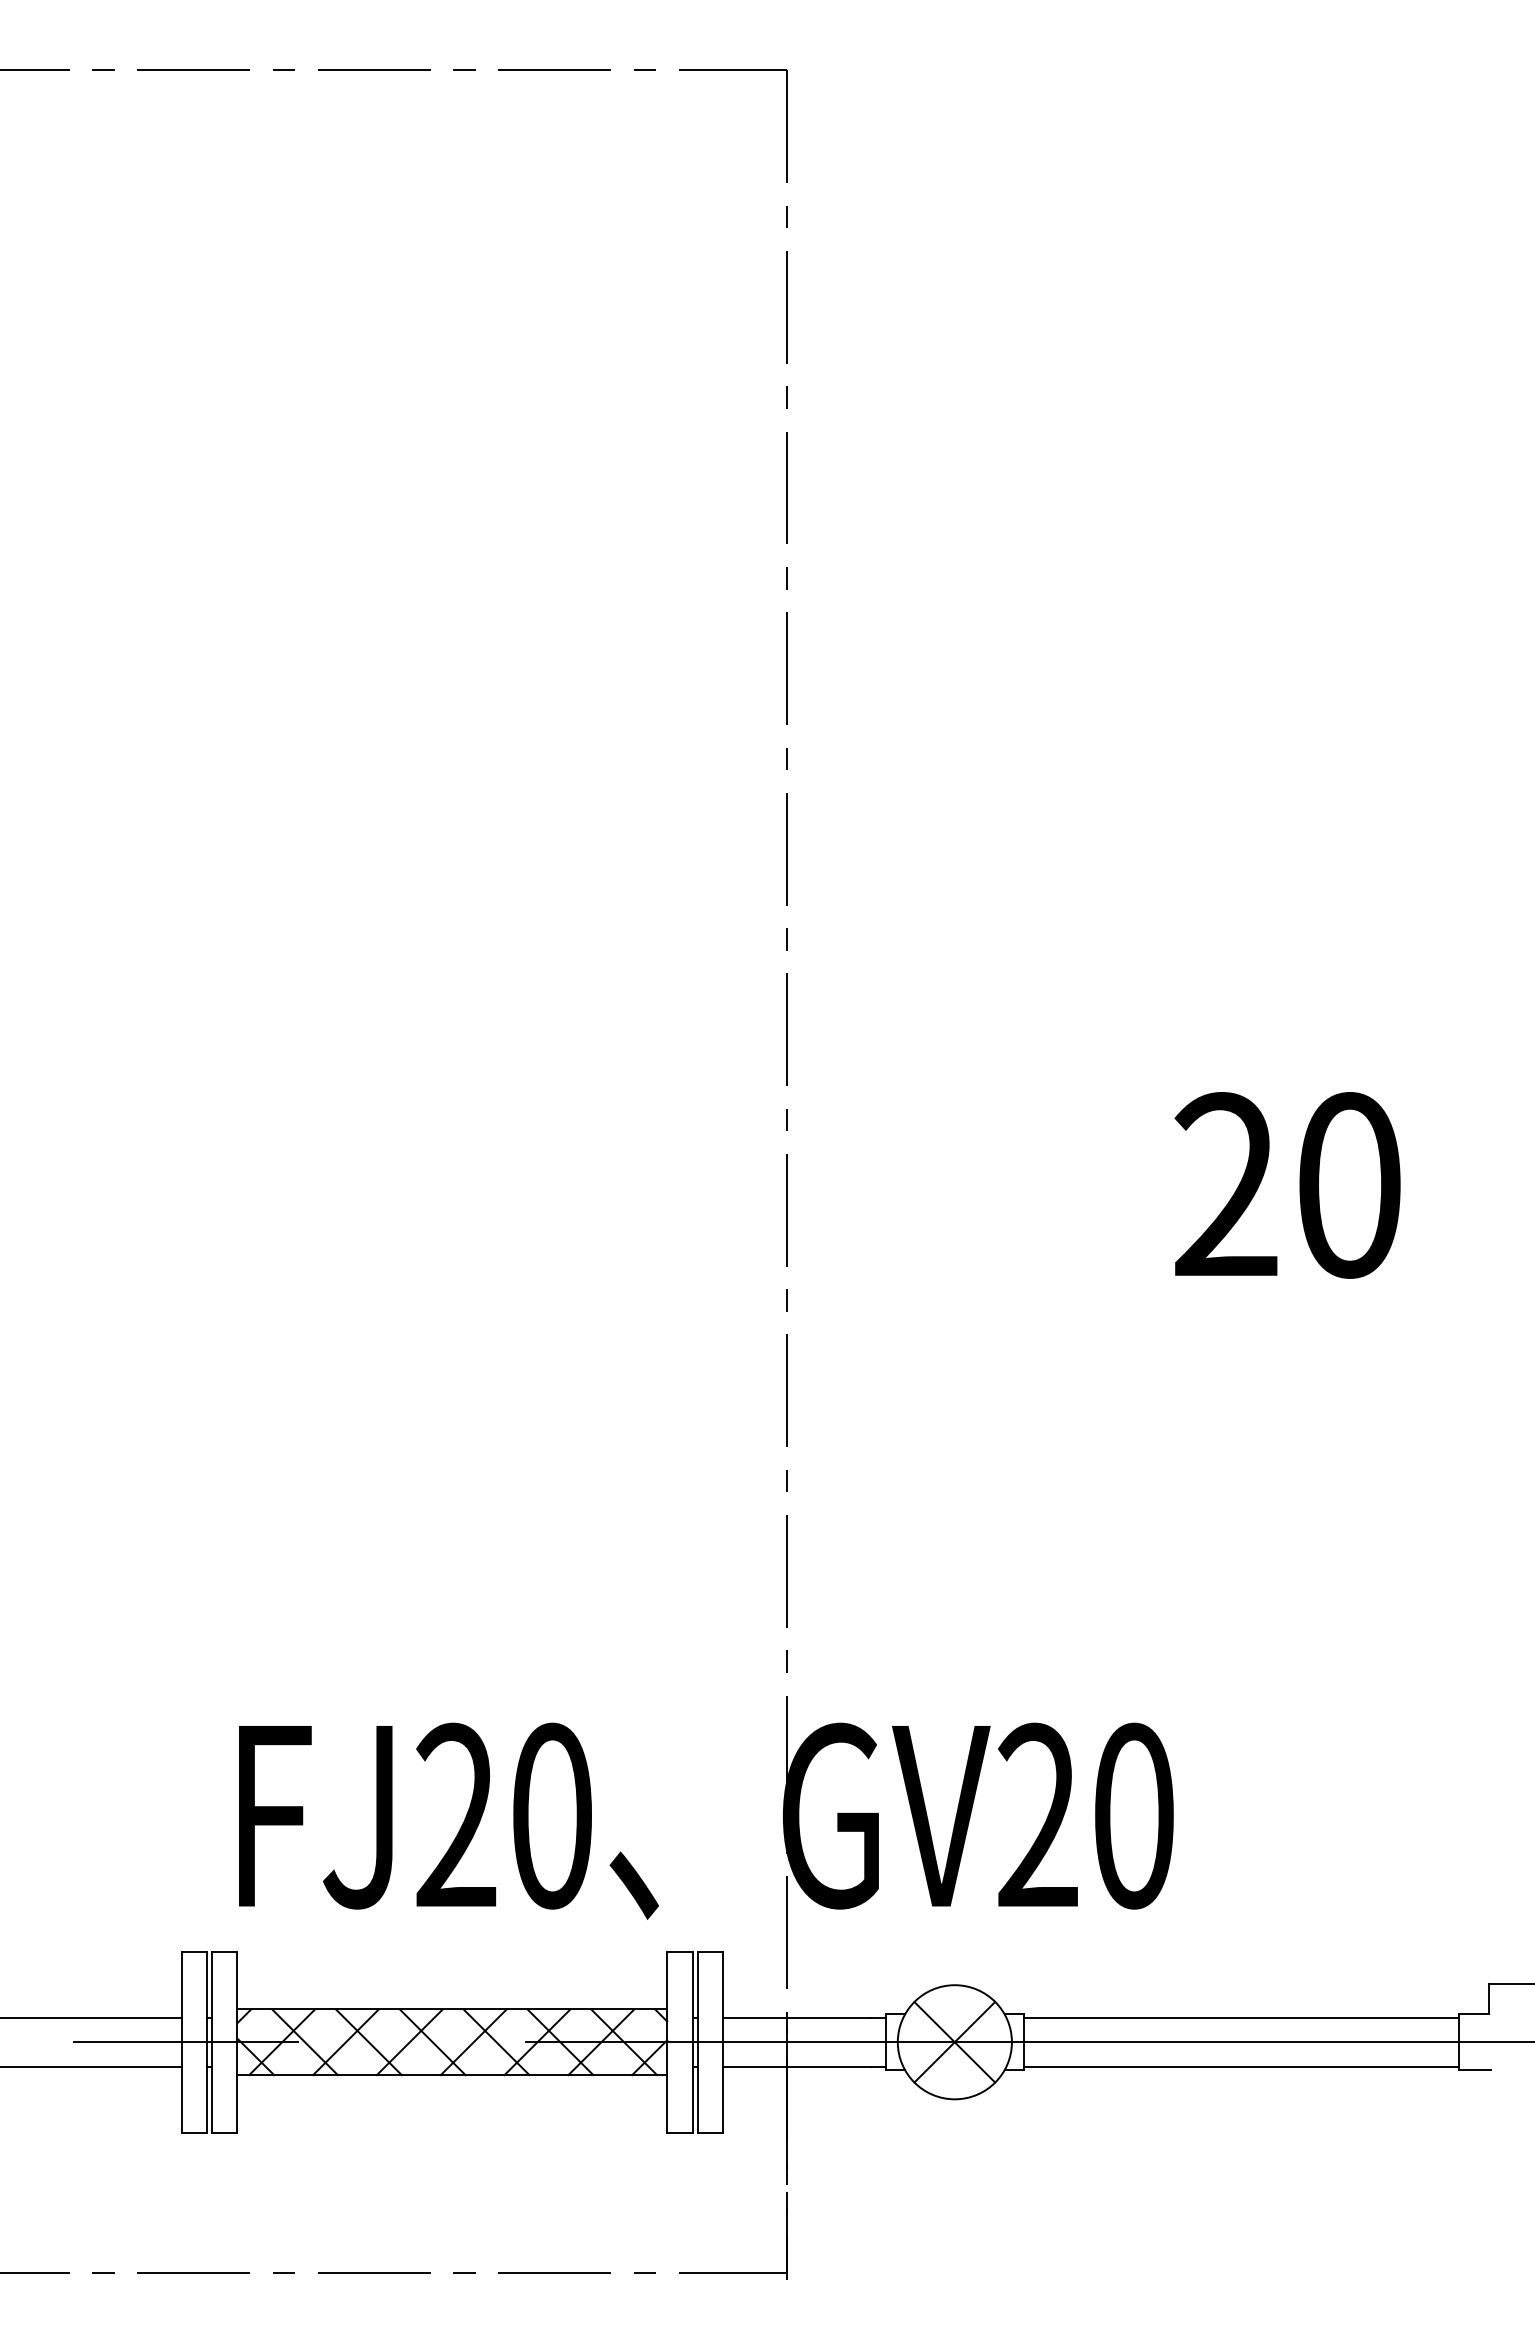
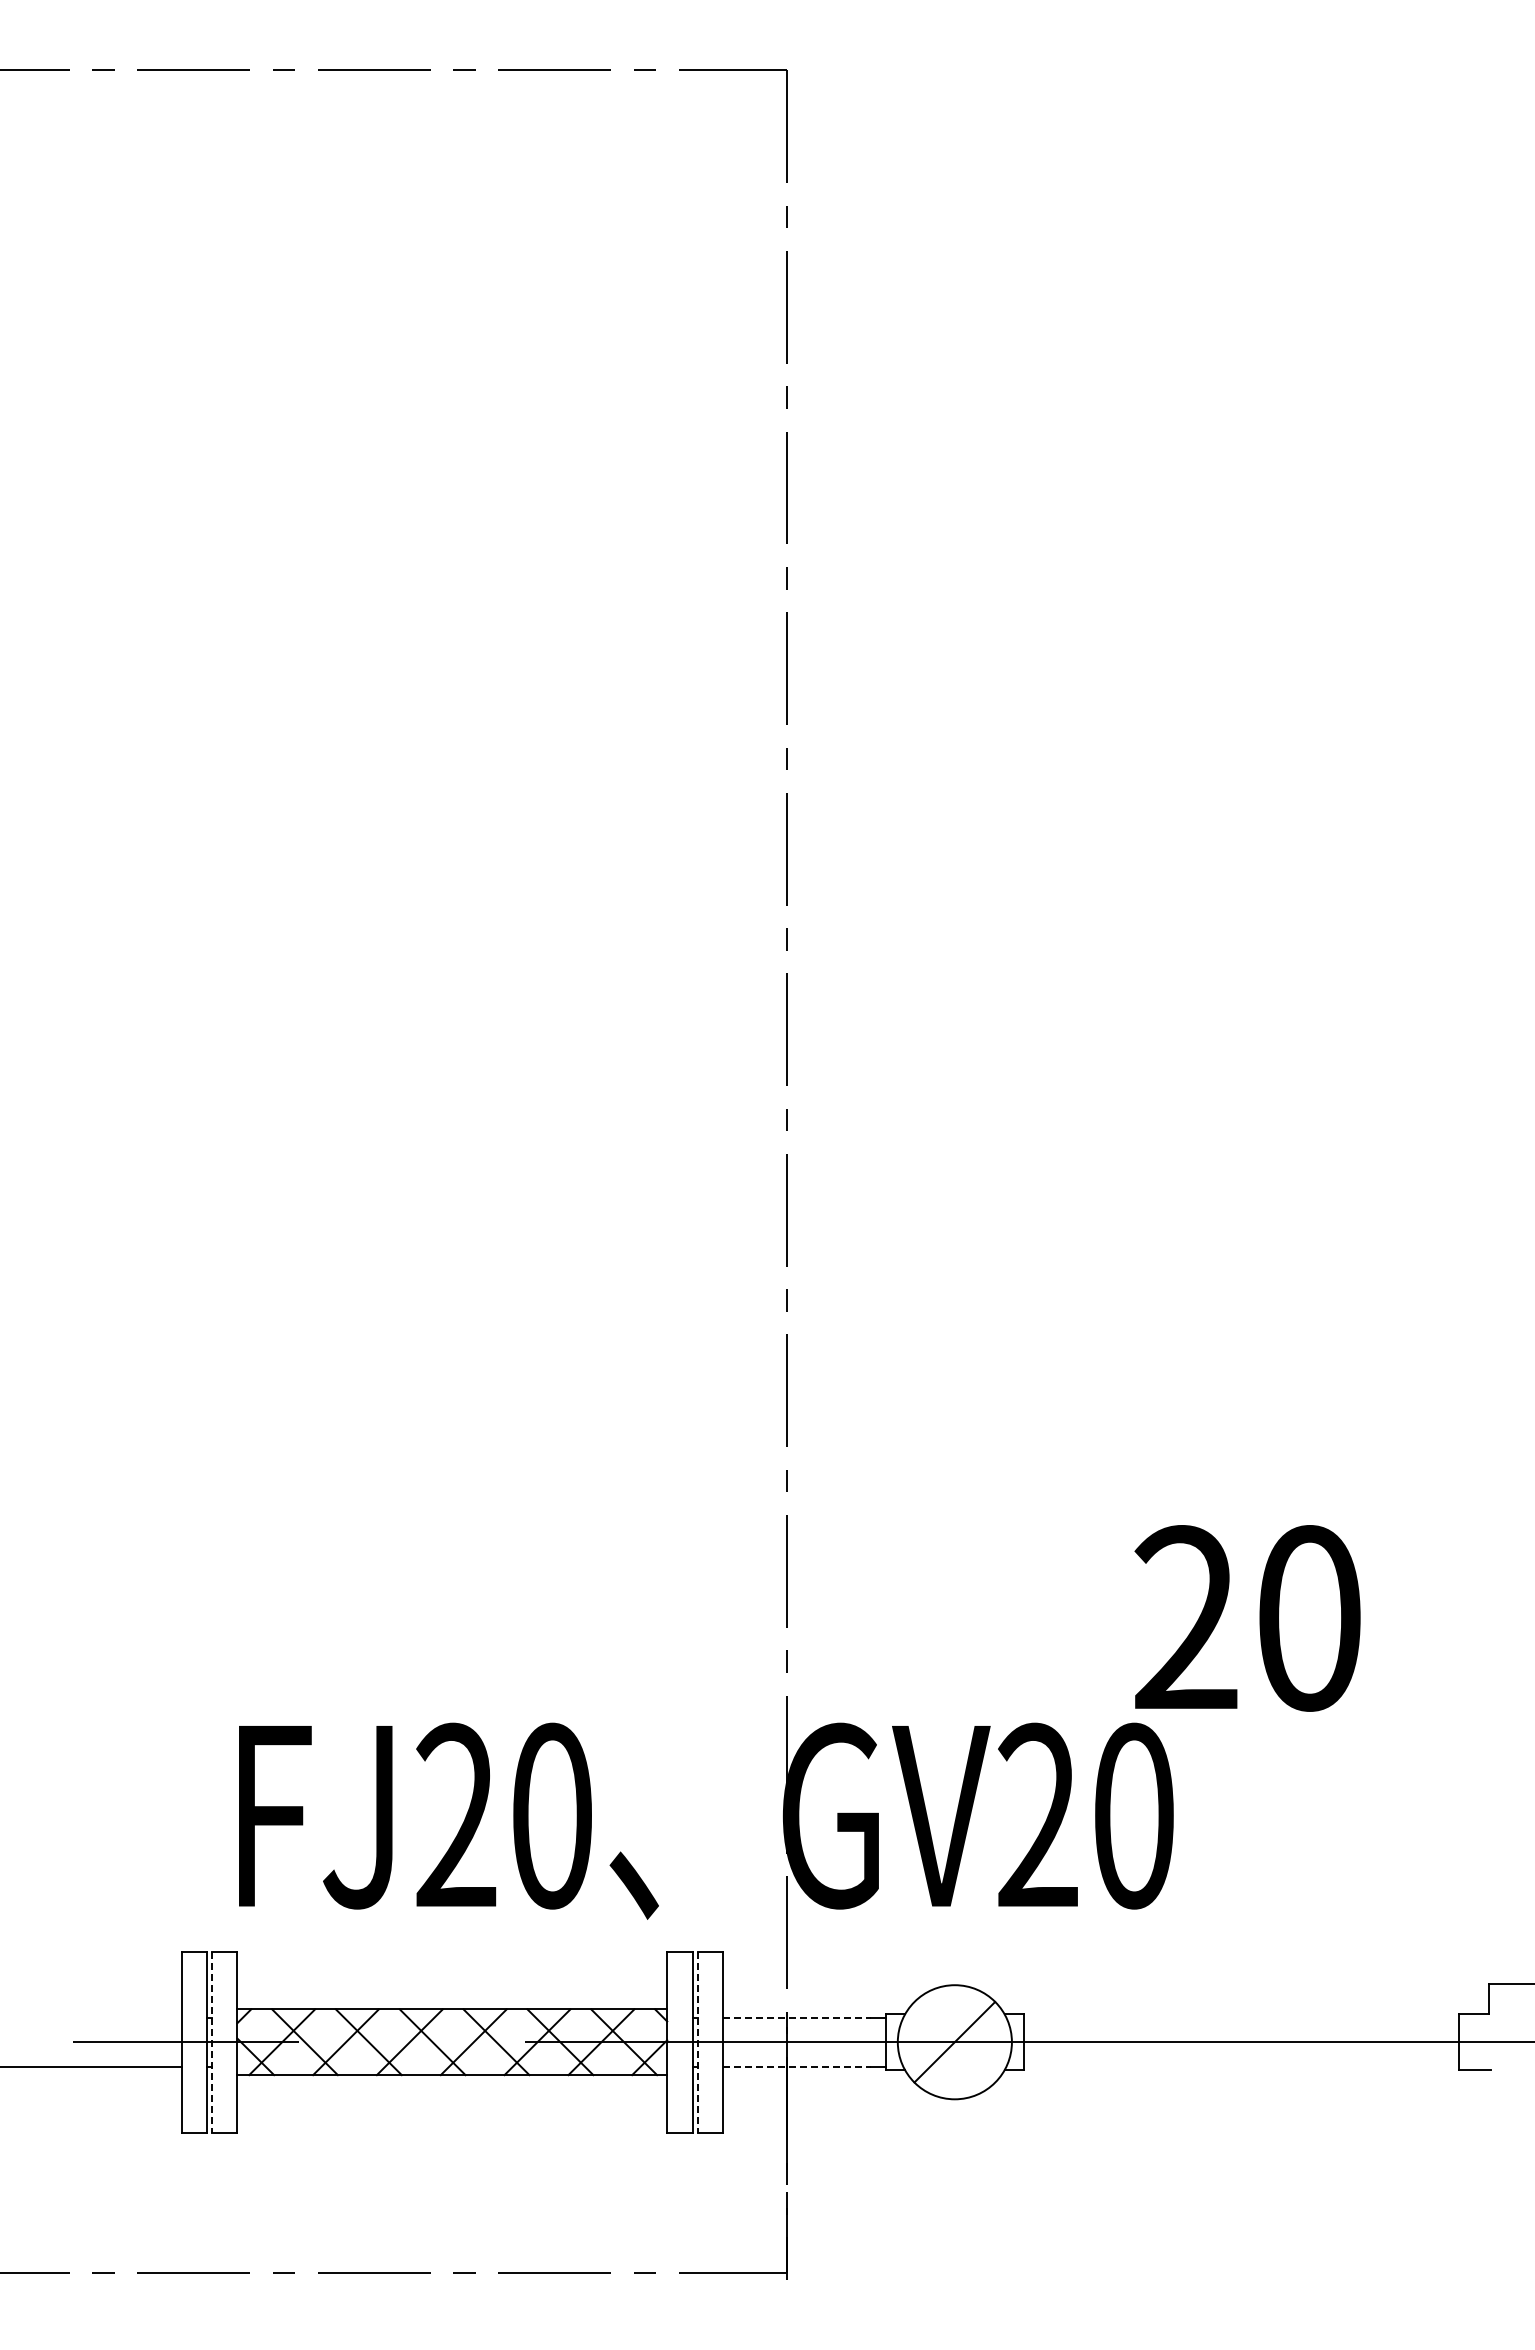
text position: (1287, 1185) -> (1247, 1618) (1247, 1618)
line: present -> none (91, 2017)
line: solid -> dashed (796, 2017)
line: present -> none (1241, 2017)
line: present -> none (954, 2041)
line: solid -> dashed (212, 2042)
line: solid -> dashed (697, 2042)
line: solid -> dashed (796, 2066)
line: present -> none (1241, 2066)
